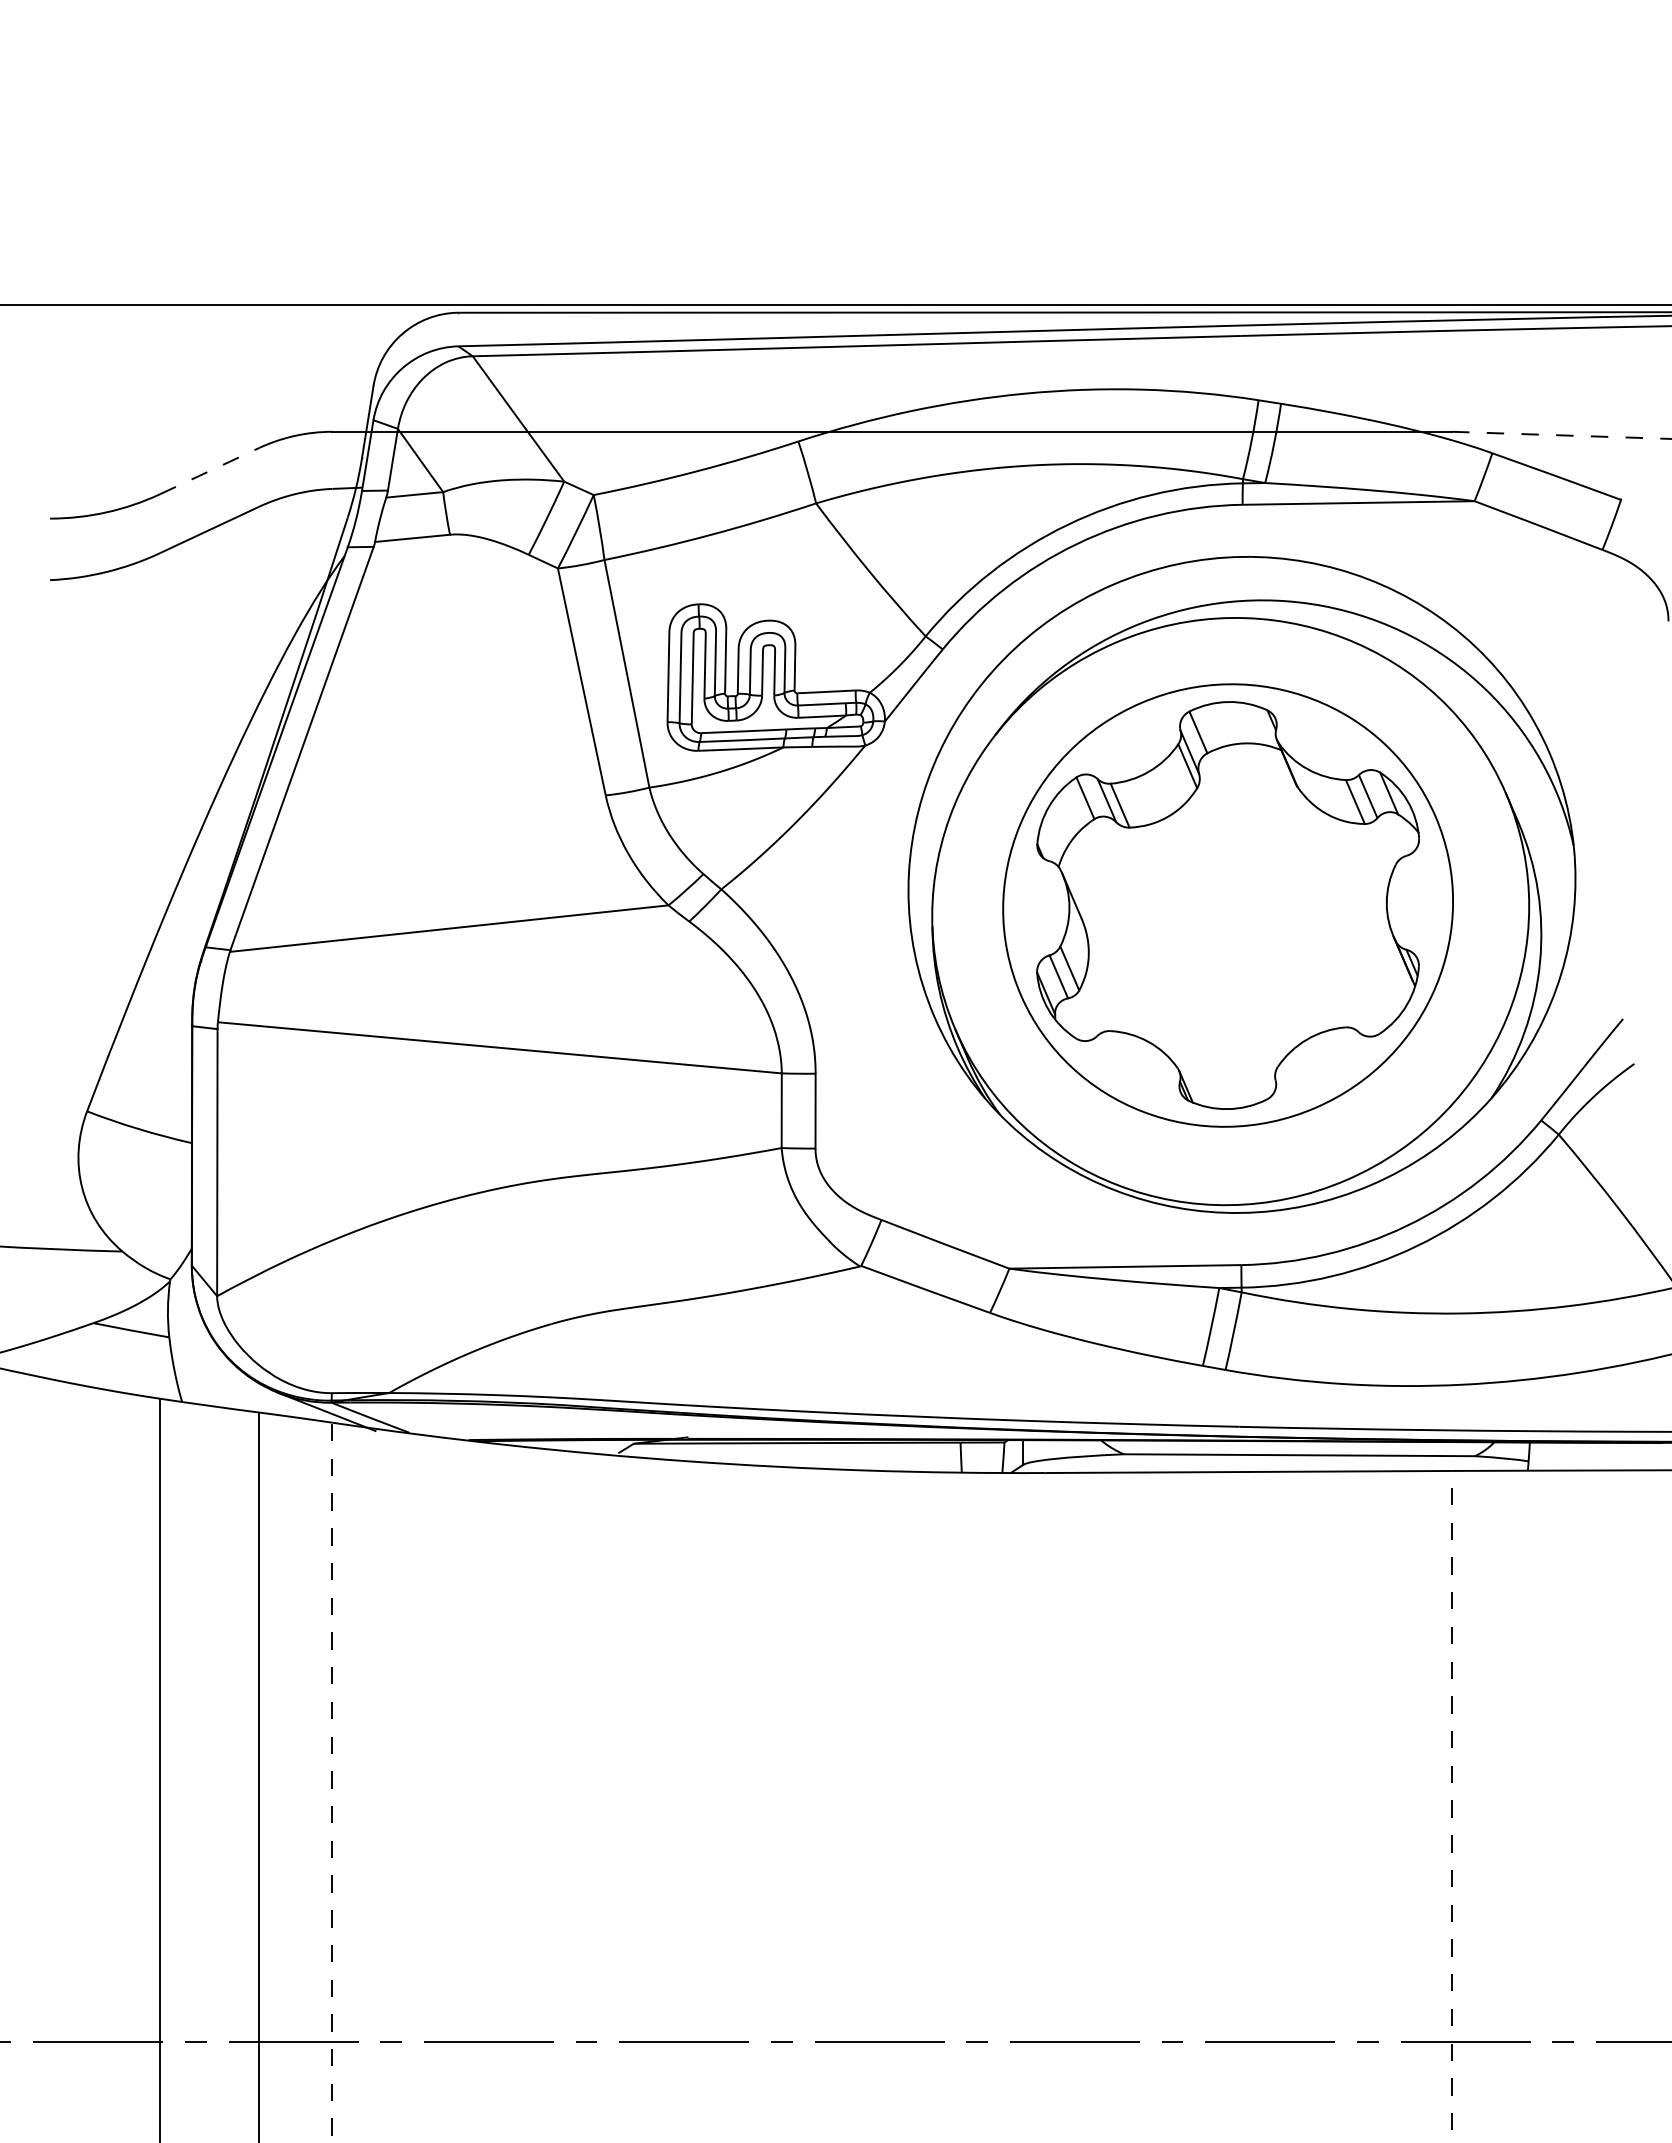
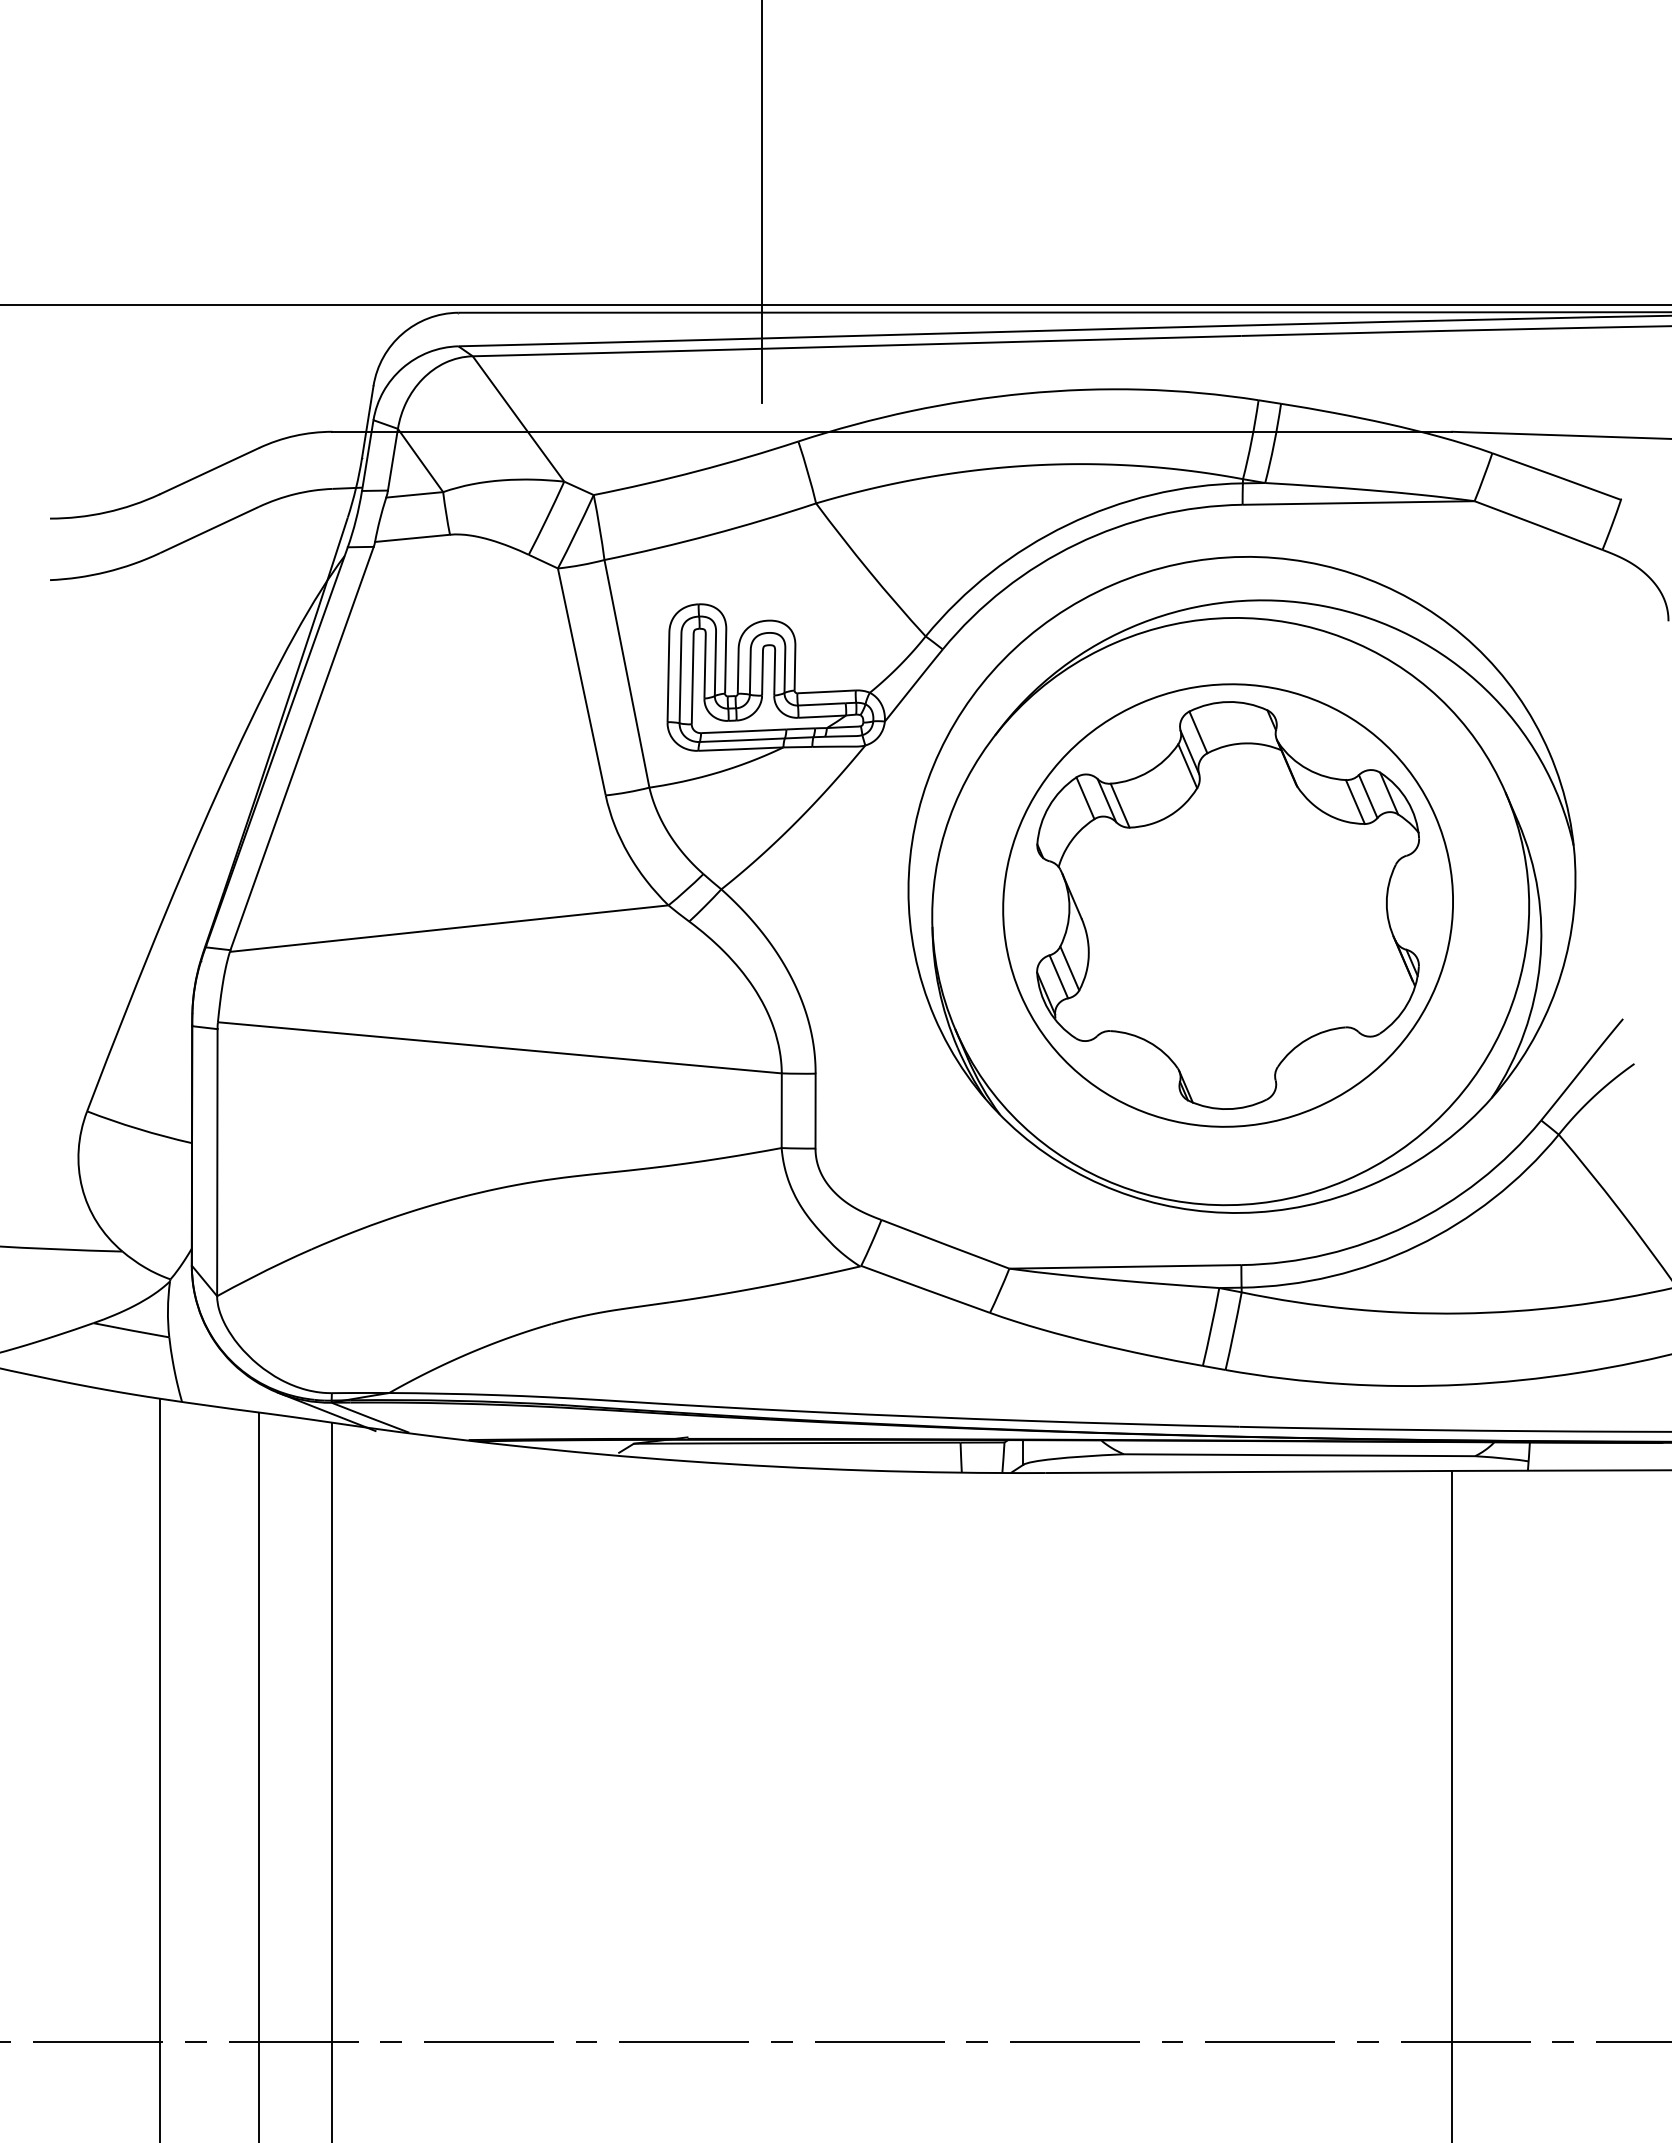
line: none -> present (762, 202)
line: dashed -> solid (1561, 435)
line: dashed -> solid (209, 471)
line: dashed -> solid (332, 1782)
line: dashed -> solid (1452, 1806)
